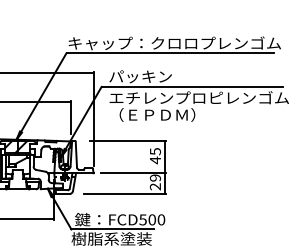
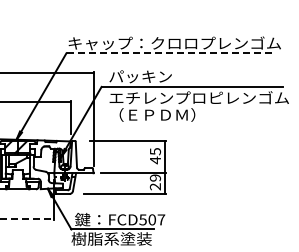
line: solid -> dashed (170, 53)
line: solid -> dashed (27, 218)
text: FCD500 -> FCD507 (161, 219)
